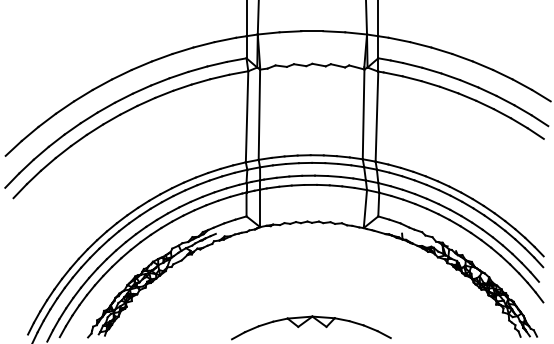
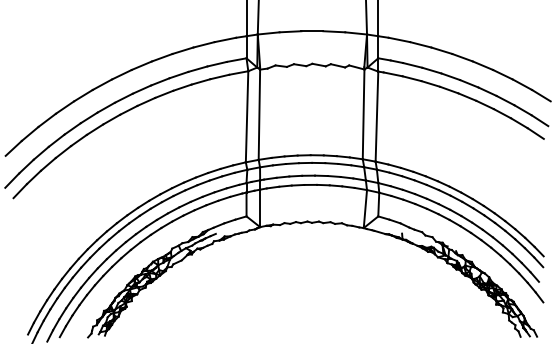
part: present -> none (306, 322)
